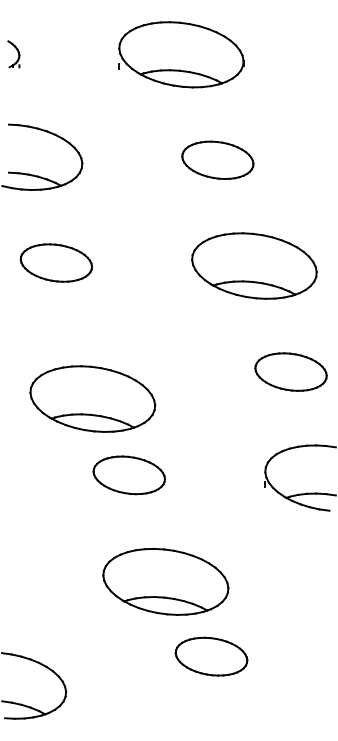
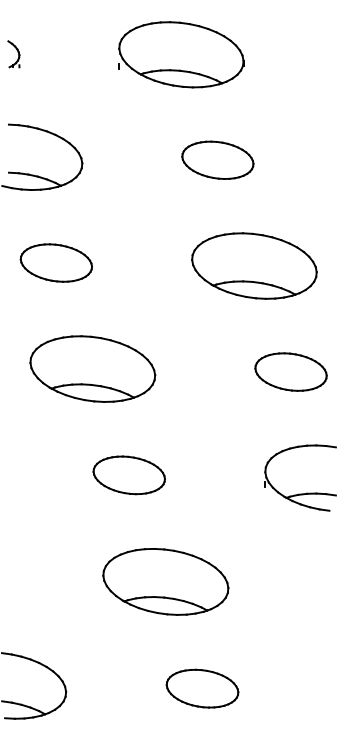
part position: (92, 398) -> (92, 368) (92, 368)
part position: (211, 656) -> (202, 688) (202, 688)
